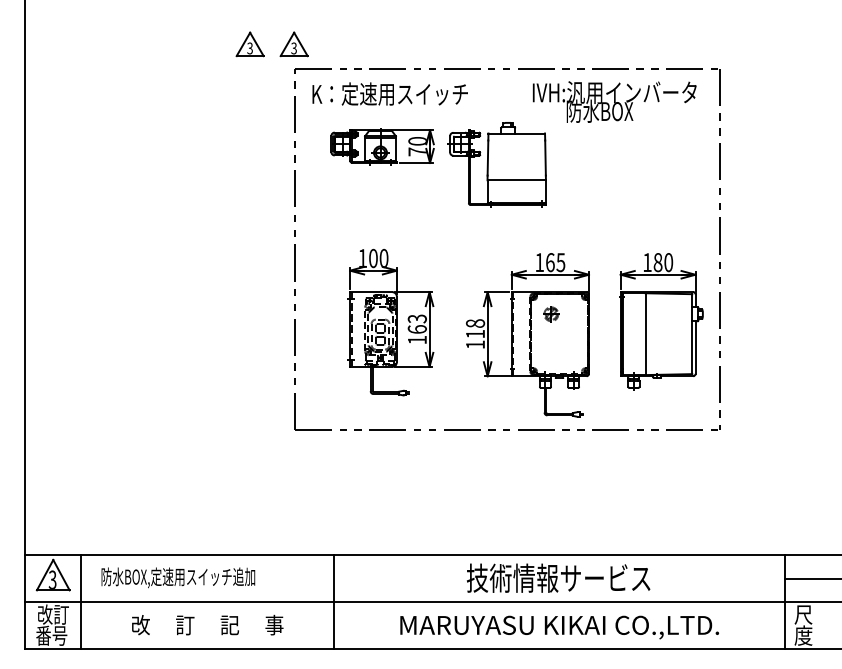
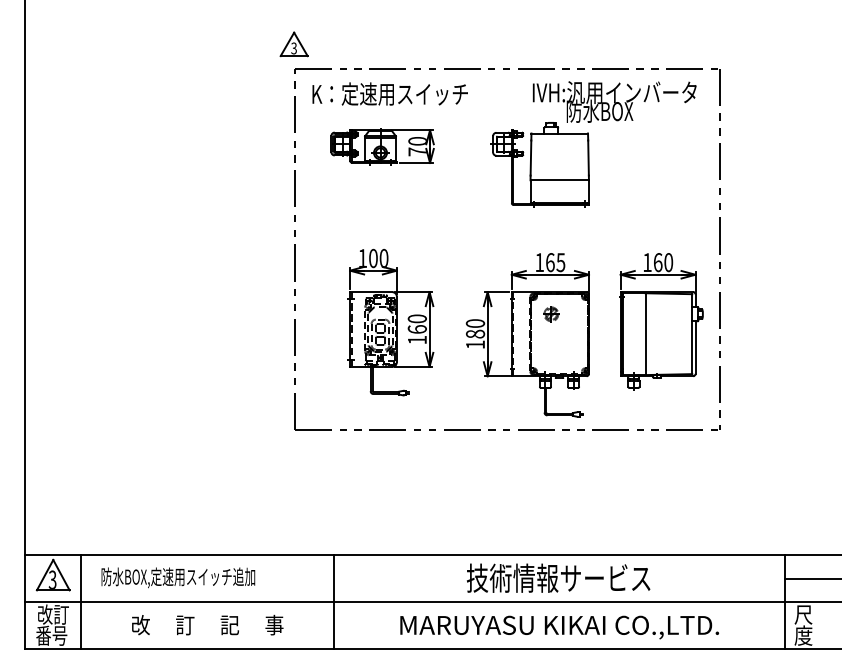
part: present -> none (249, 44)
part position: (496, 164) -> (539, 164) (539, 164)
text: 180 -> 160 (657, 262)
text: 163 -> 160 (417, 318)
text: 118 -> 180 (475, 328)
